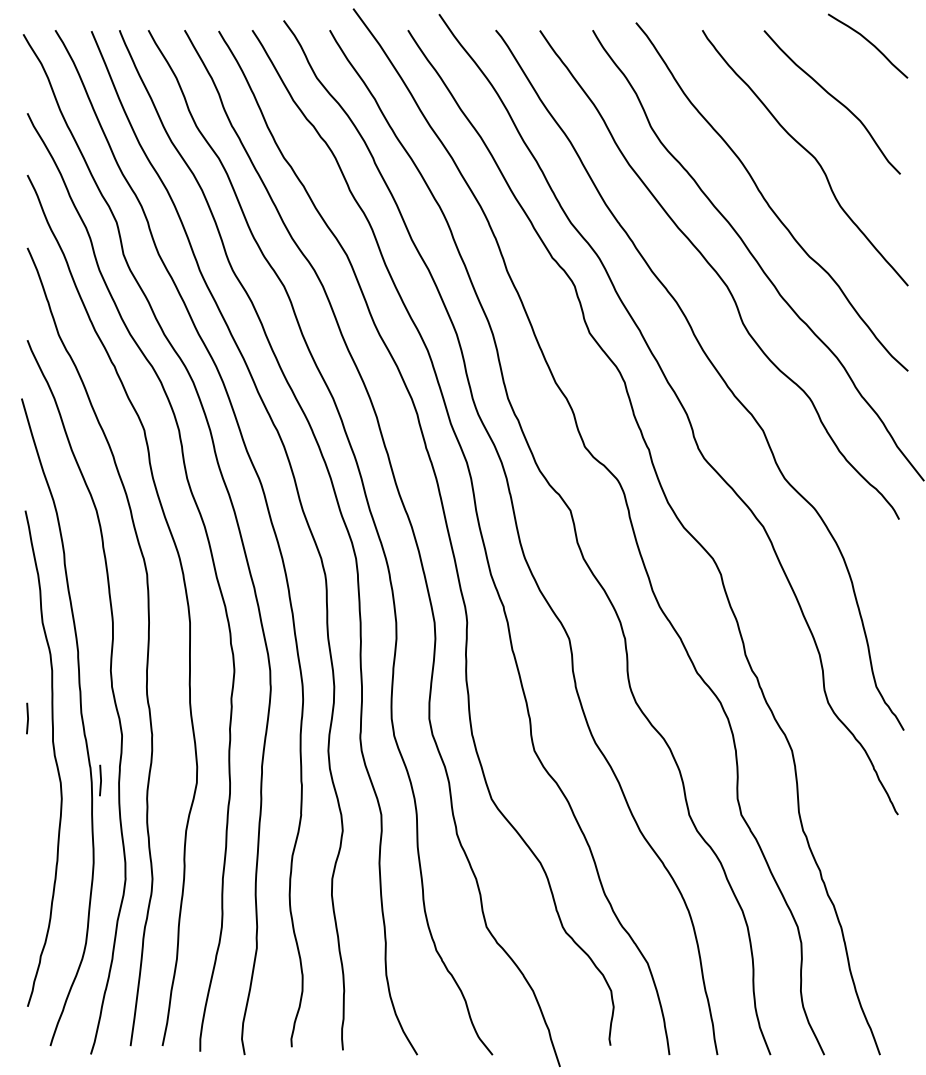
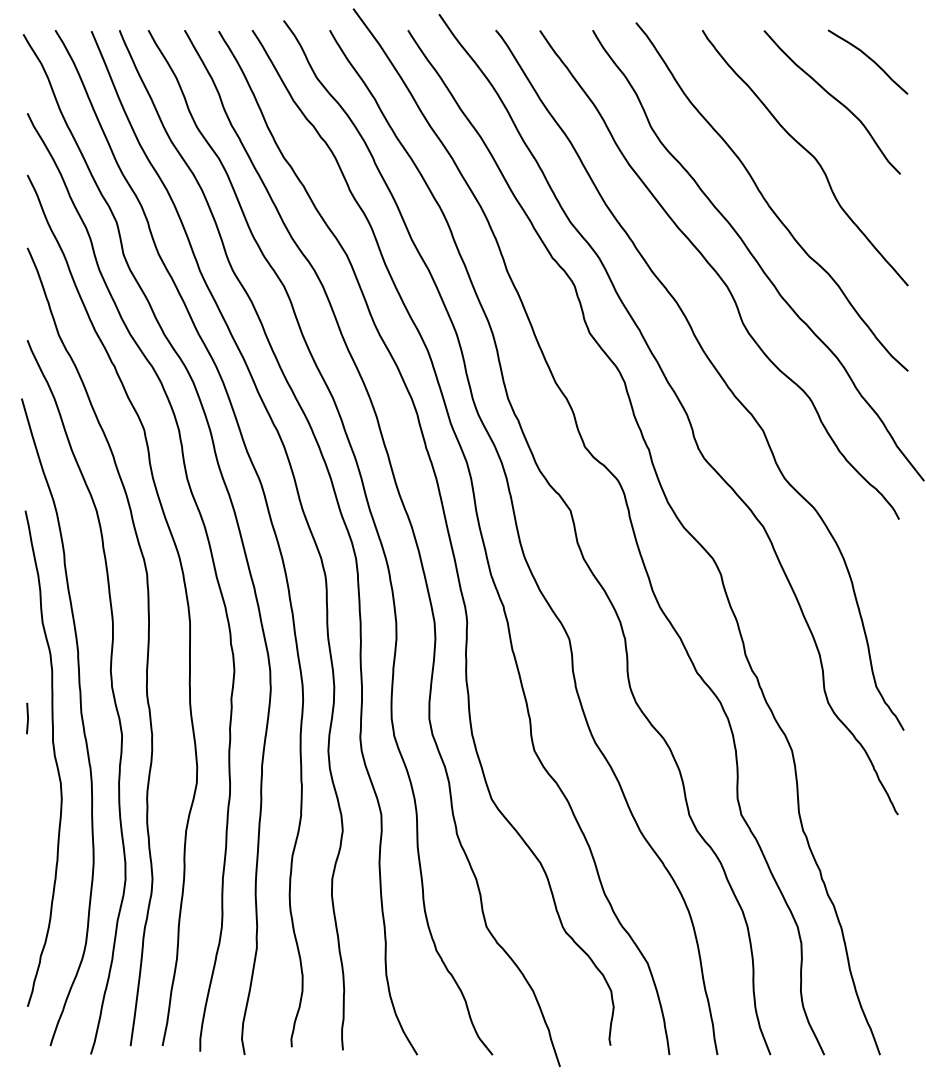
curve position: (869, 43) -> (869, 59) (869, 59)
line: present -> none (100, 780)
